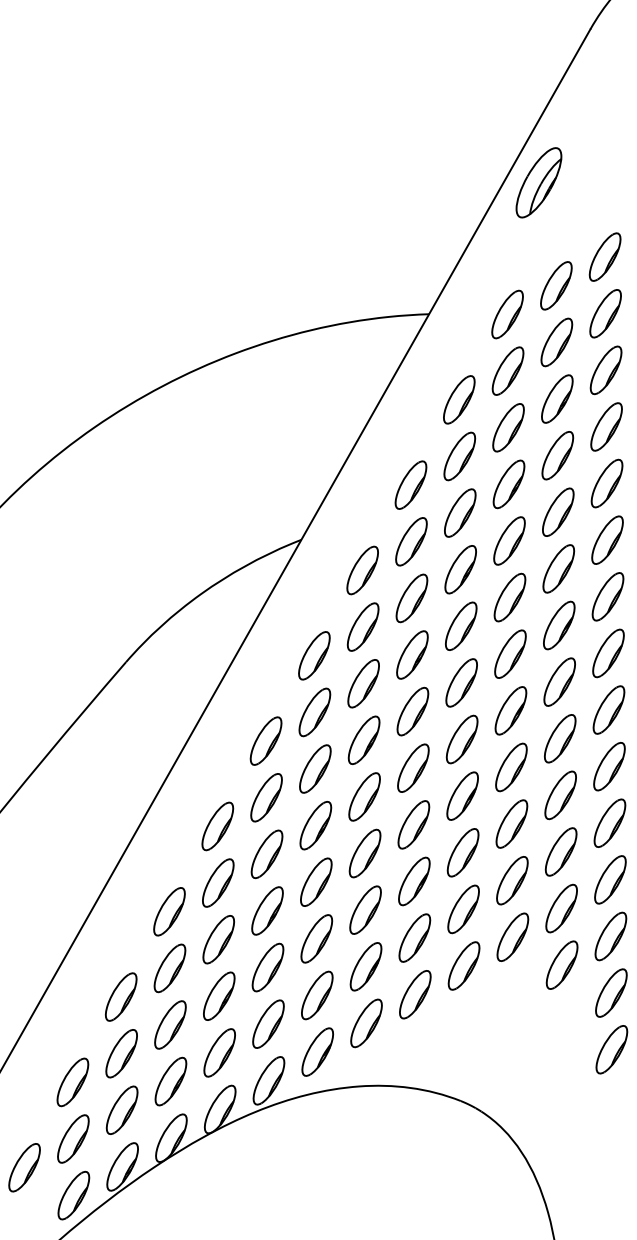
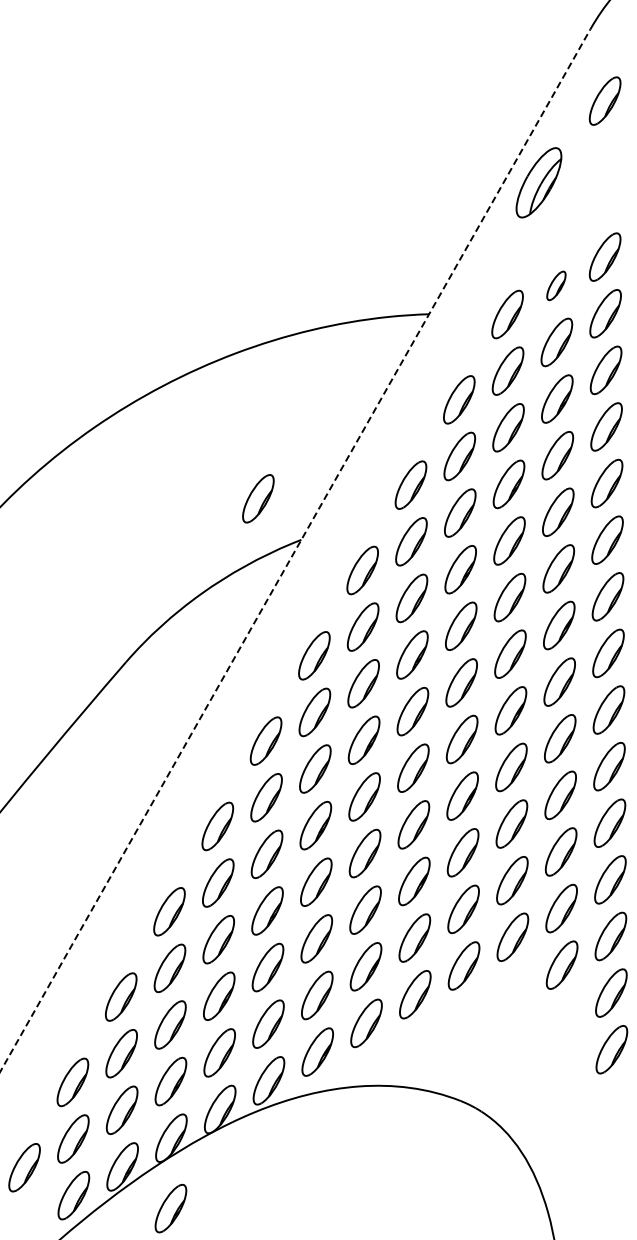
part: none -> present (604, 100)
part size: 33x50 px -> 21x32 px (556, 285)
part: none -> present (258, 498)
line: solid -> dashed (295, 550)
part: none -> present (170, 1208)
